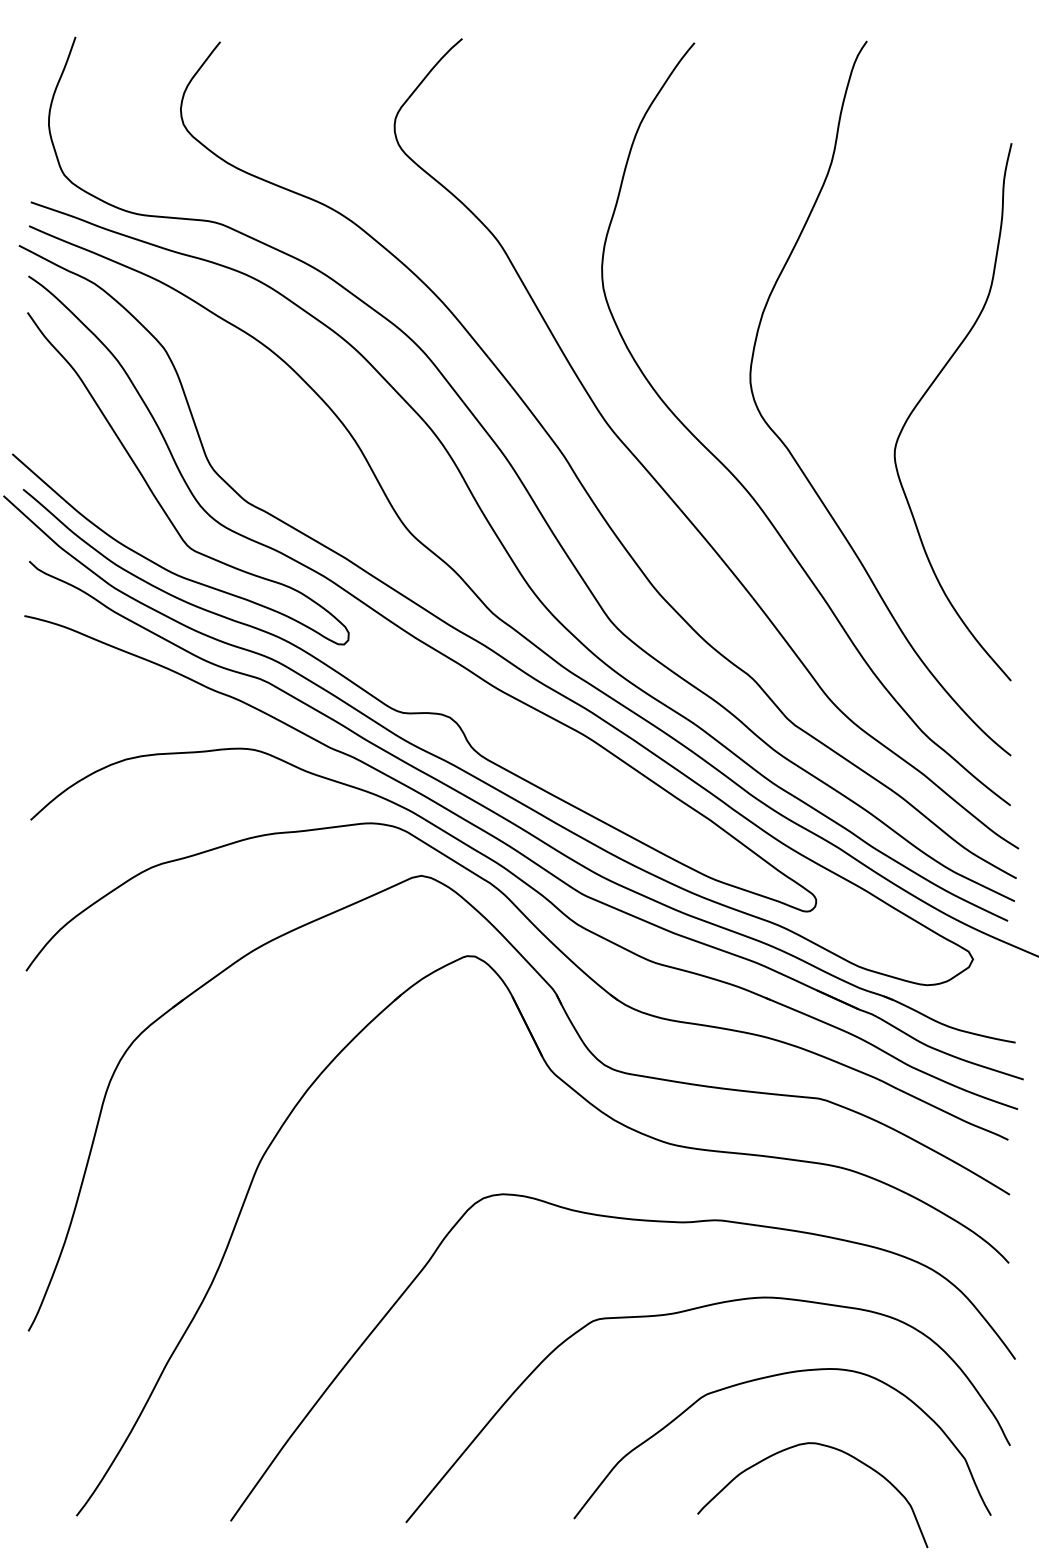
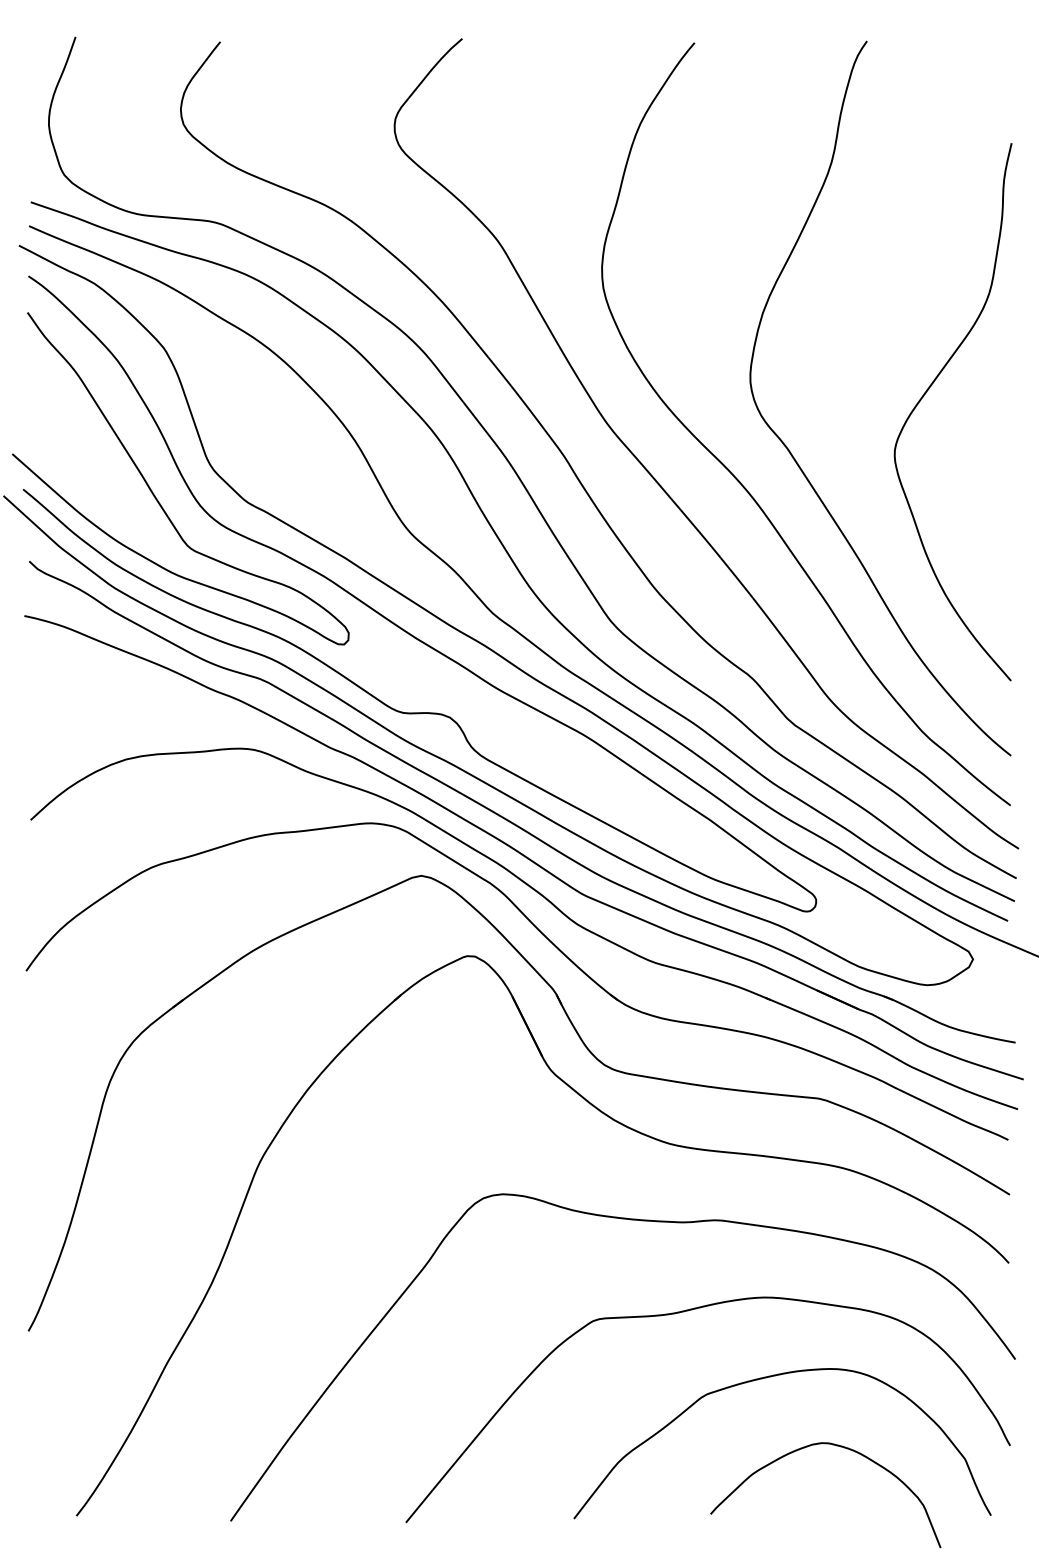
curve position: (823, 1446) -> (836, 1446) (836, 1446)
